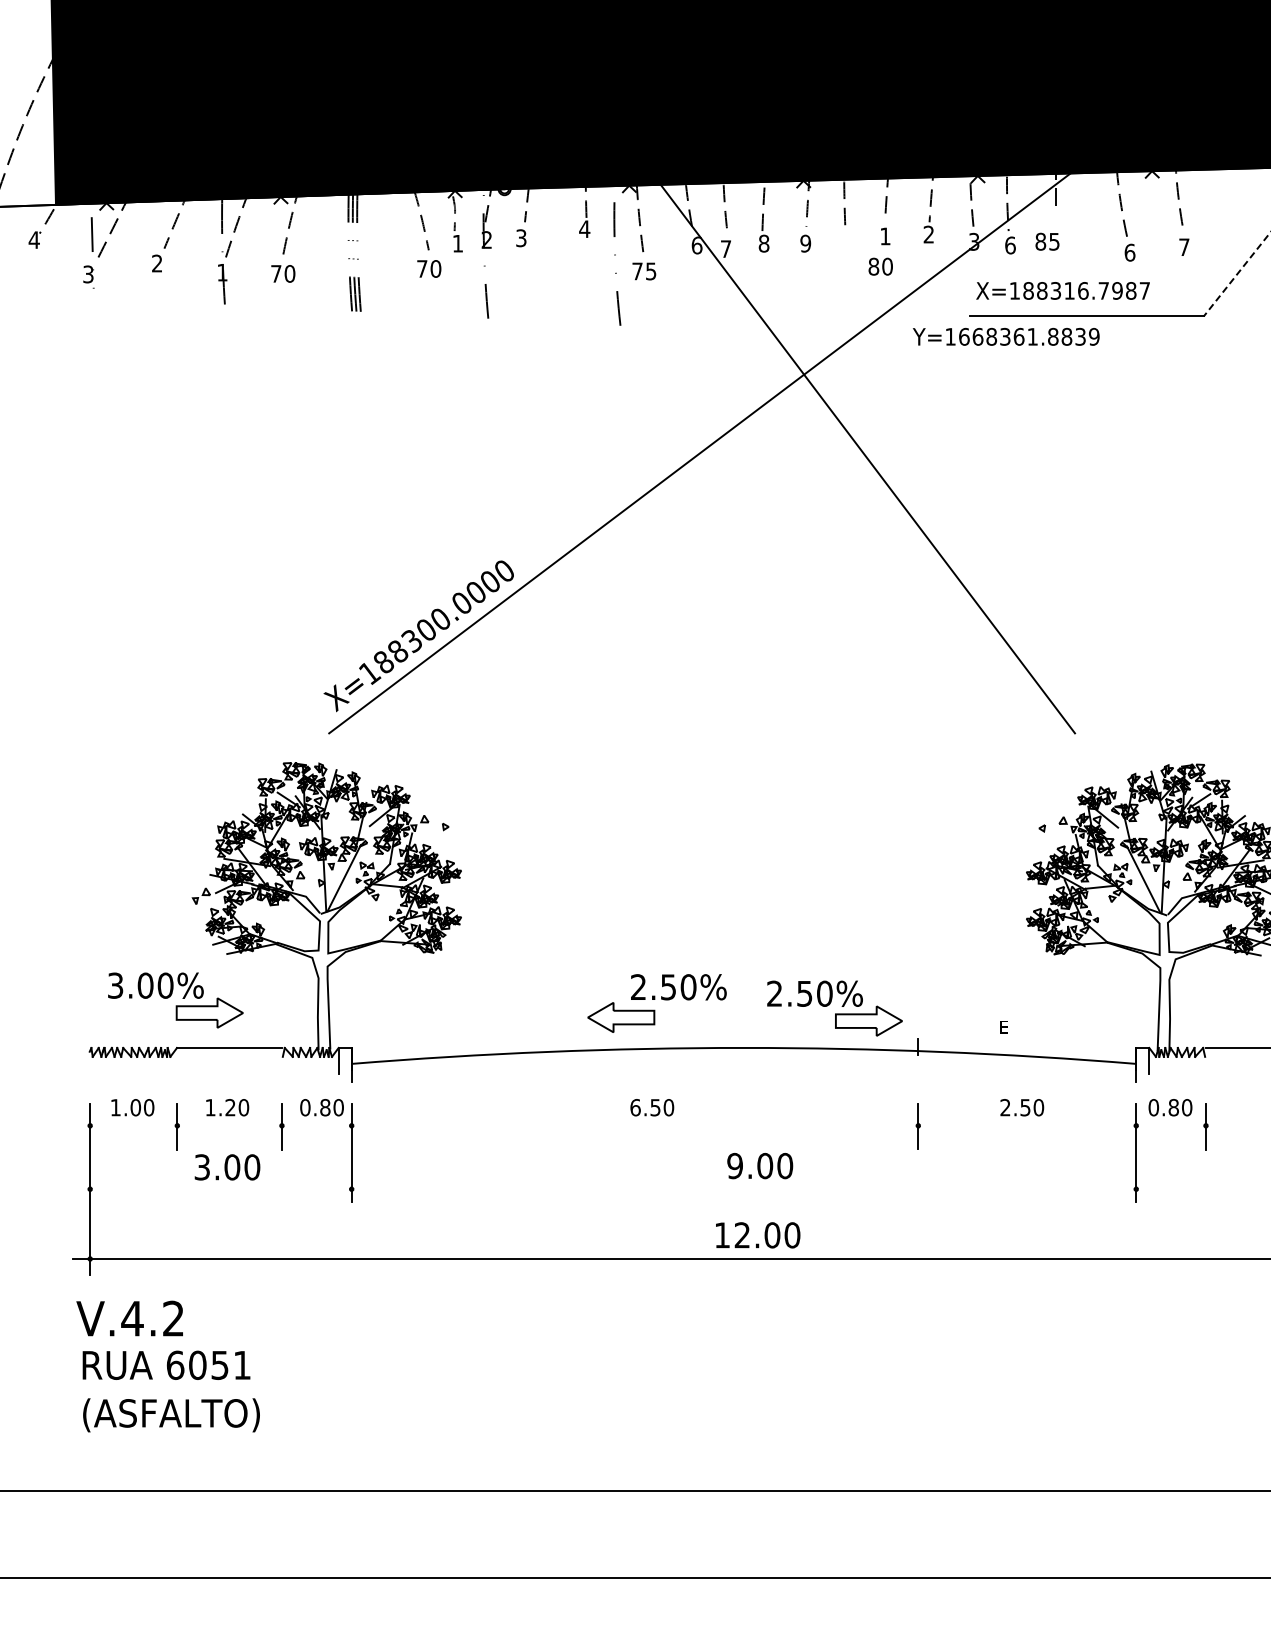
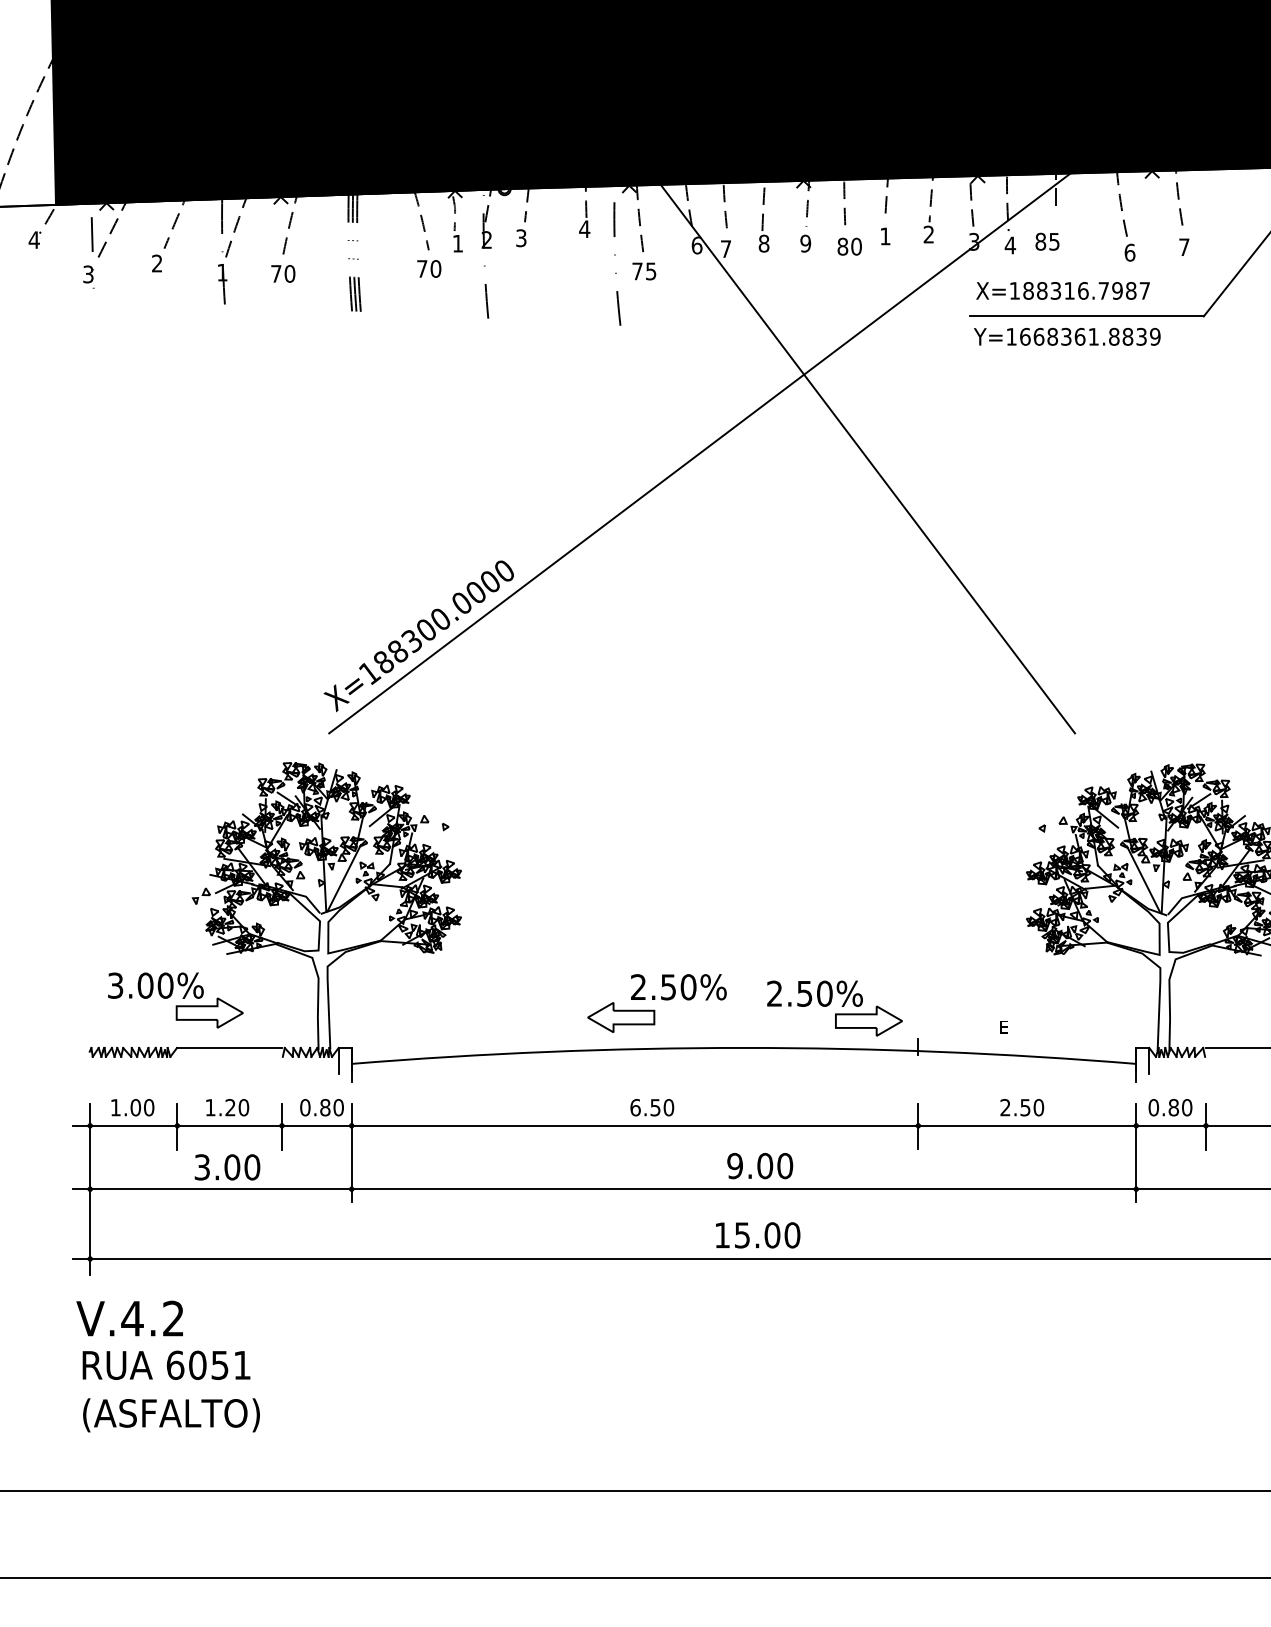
text: 6 -> 4 (1010, 245)
text position: (880, 266) -> (849, 246) (849, 246)
line: dashed -> solid (1237, 274)
text position: (1006, 336) -> (1067, 336) (1067, 336)
line: none -> present (669, 1125)
line: none -> present (669, 1189)
text: 12.00 -> 15.00 (741, 1235)
